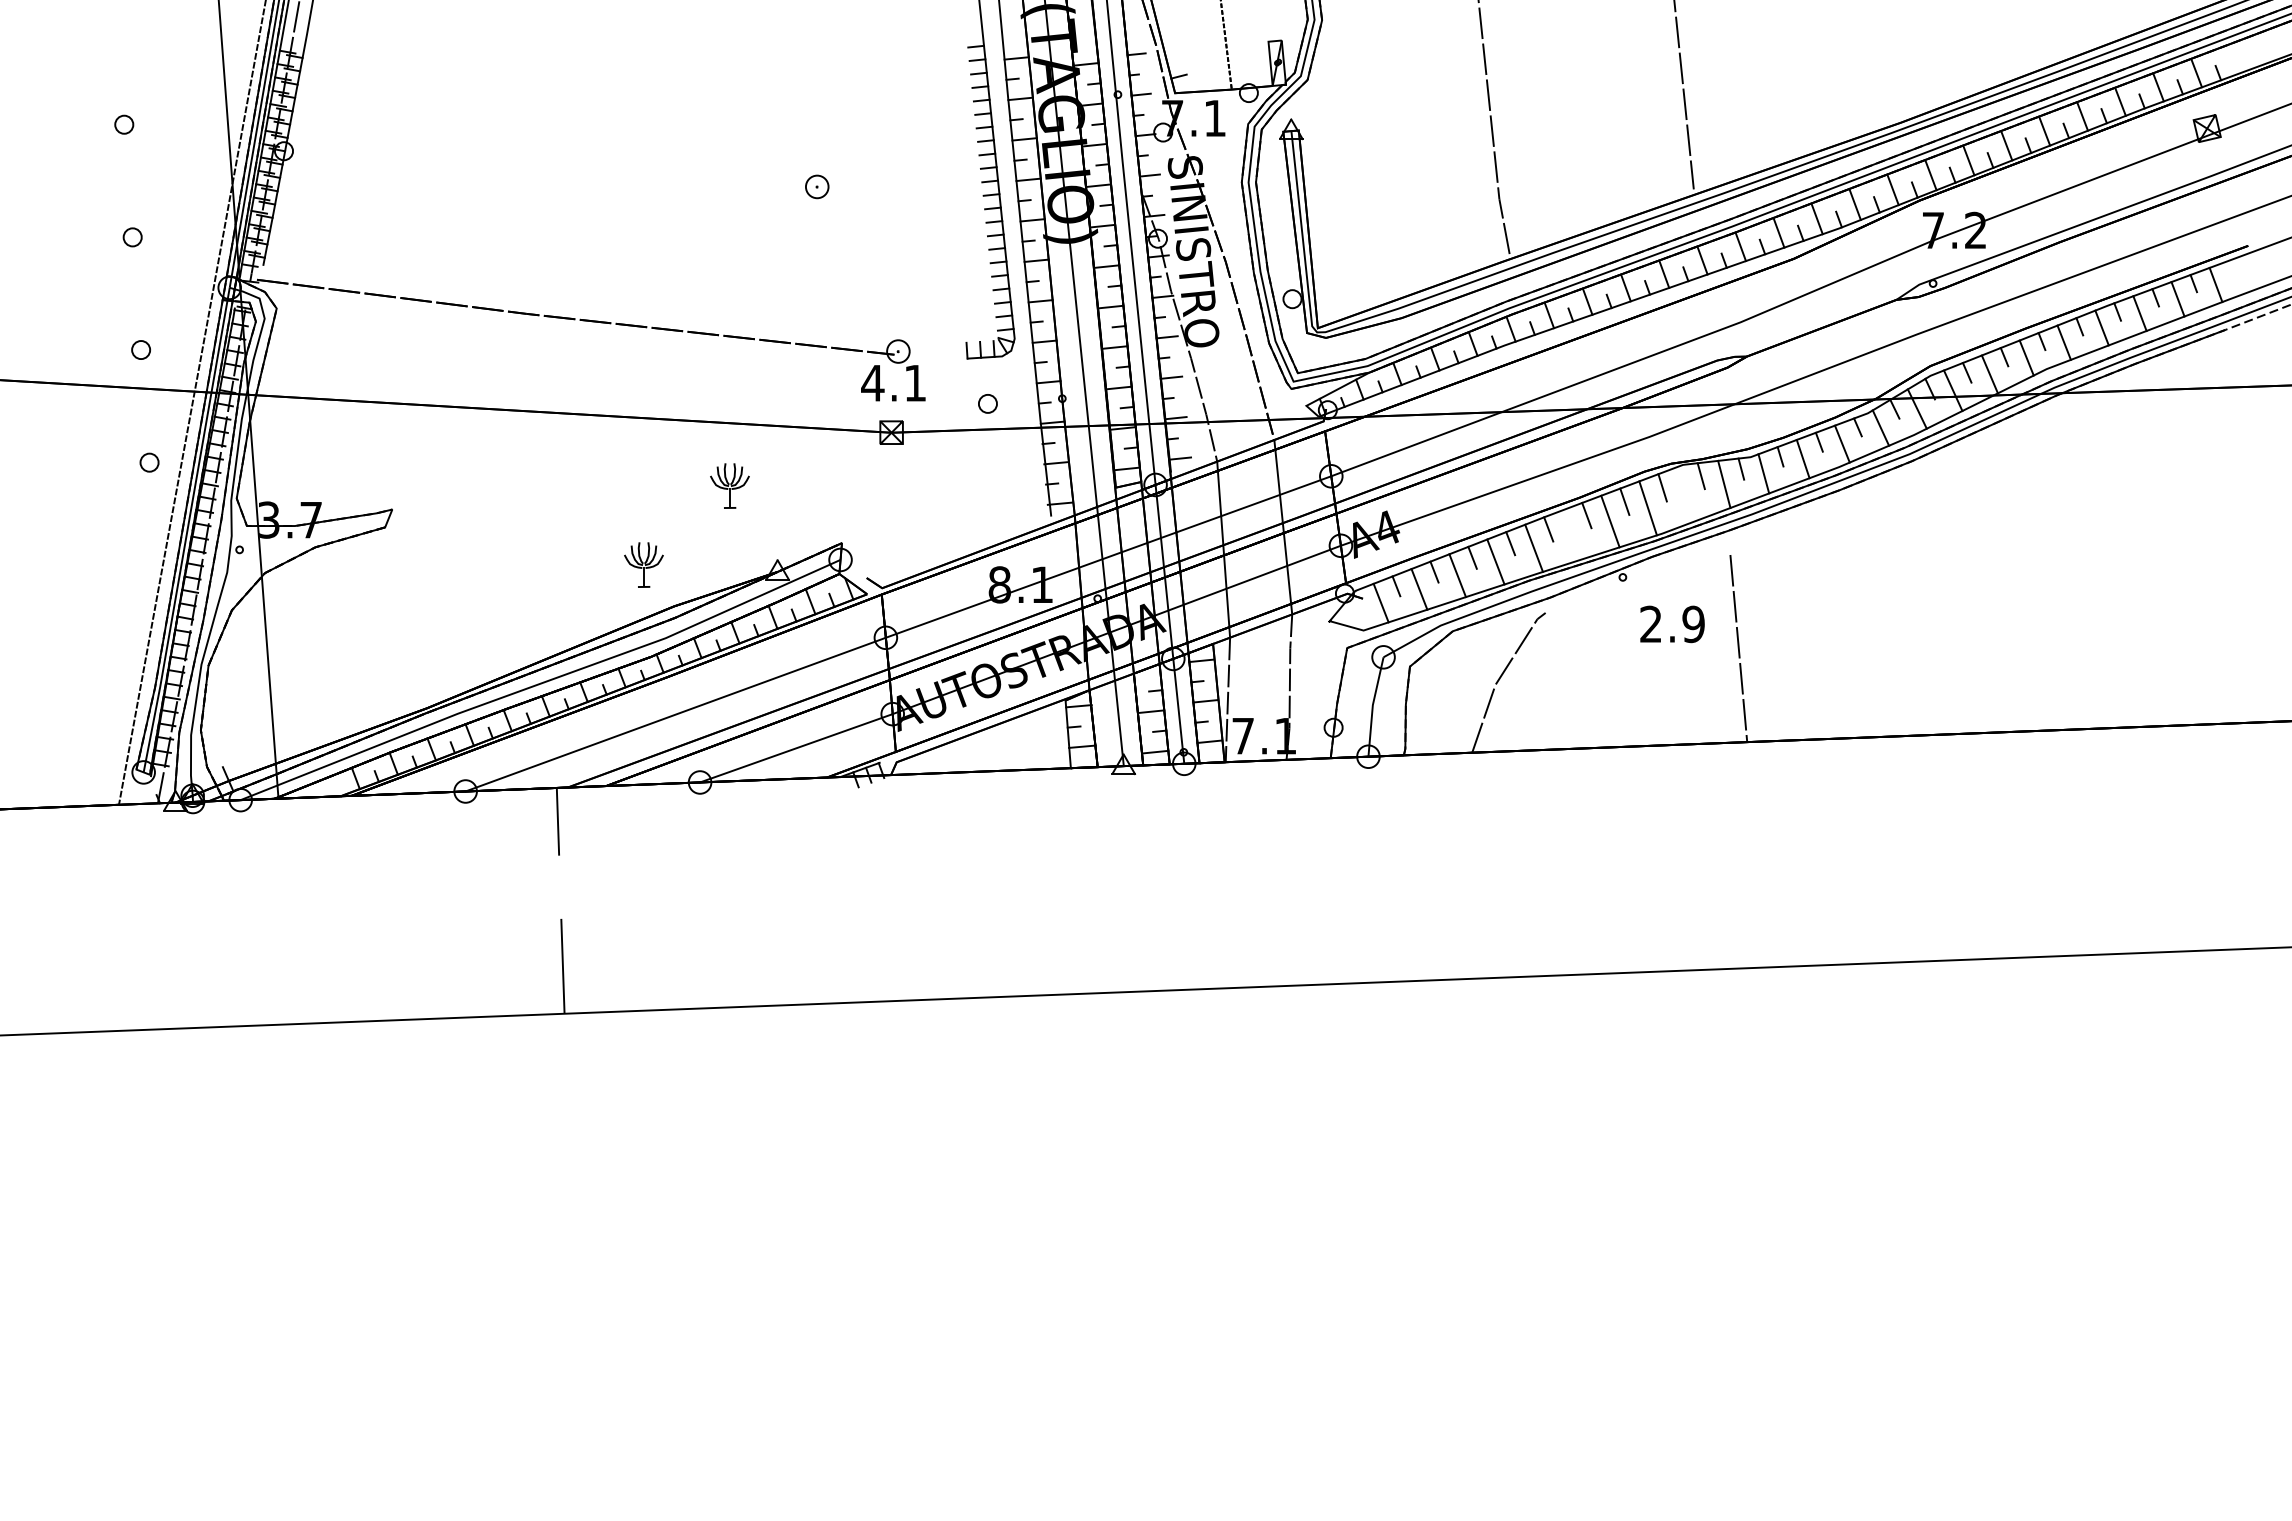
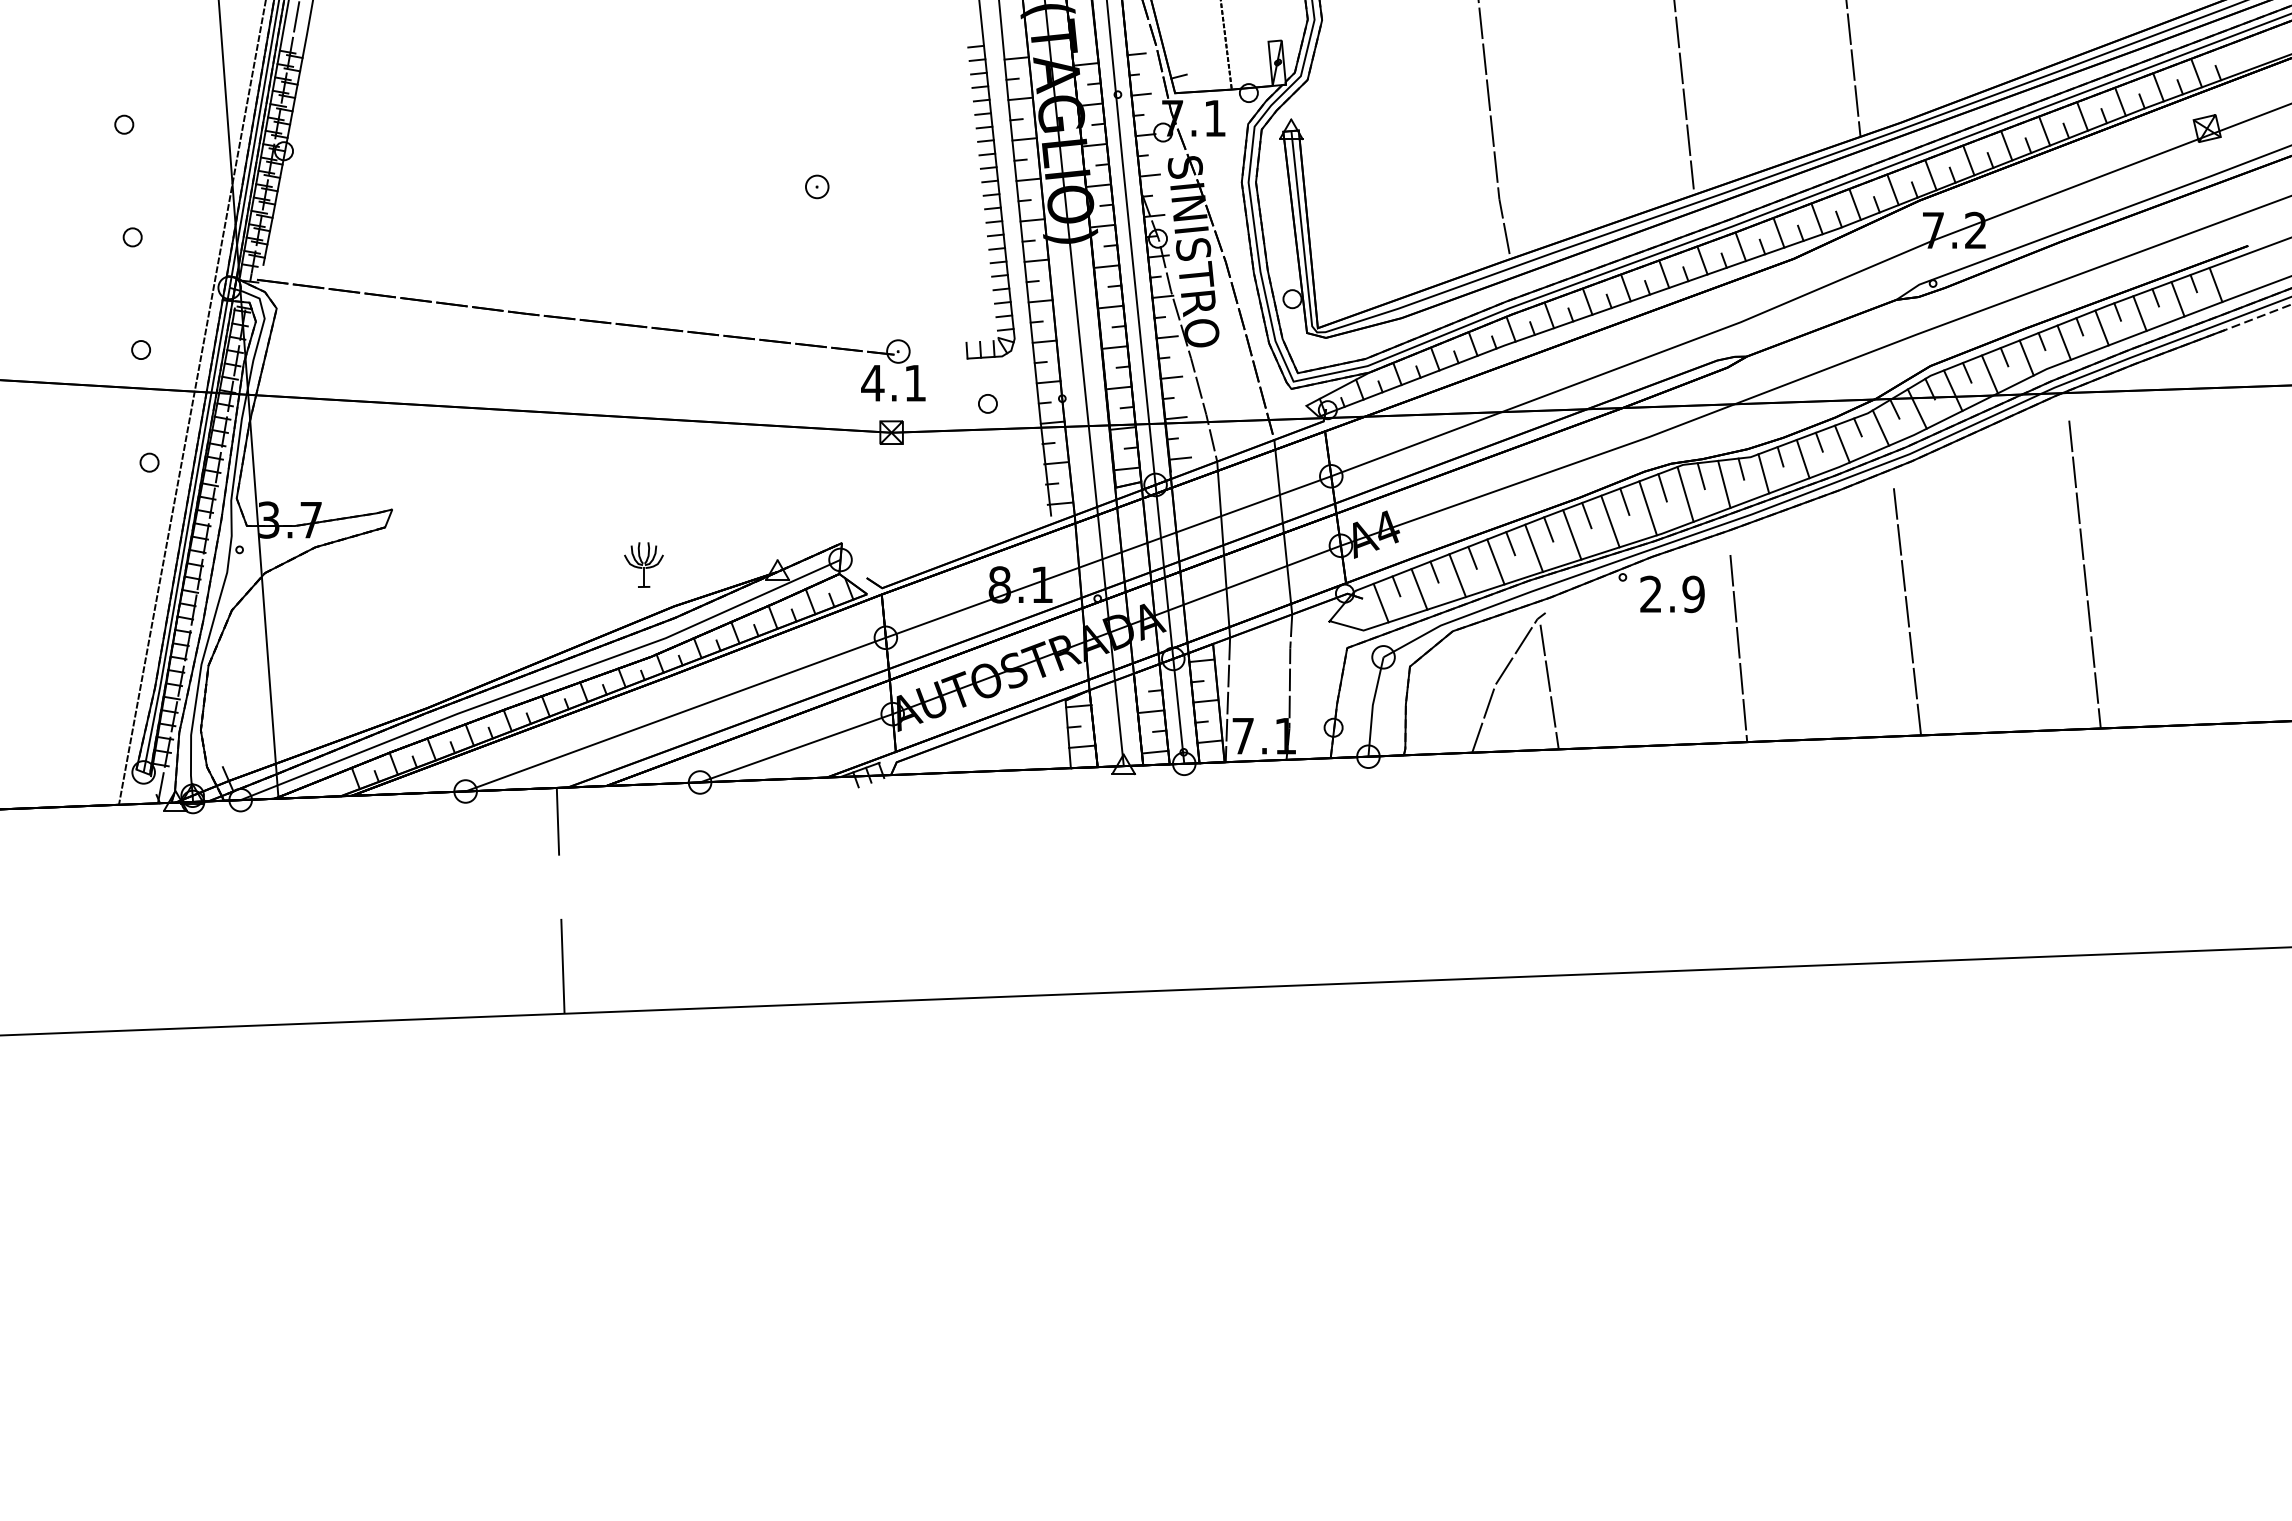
line: none -> present (1853, 69)
part: present -> none (729, 485)
line: none -> present (1685, 493)
line: none -> present (1572, 534)
line: none -> present (2084, 574)
line: none -> present (1907, 611)
text position: (1672, 624) -> (1672, 594) (1672, 594)
line: none -> present (1549, 686)
